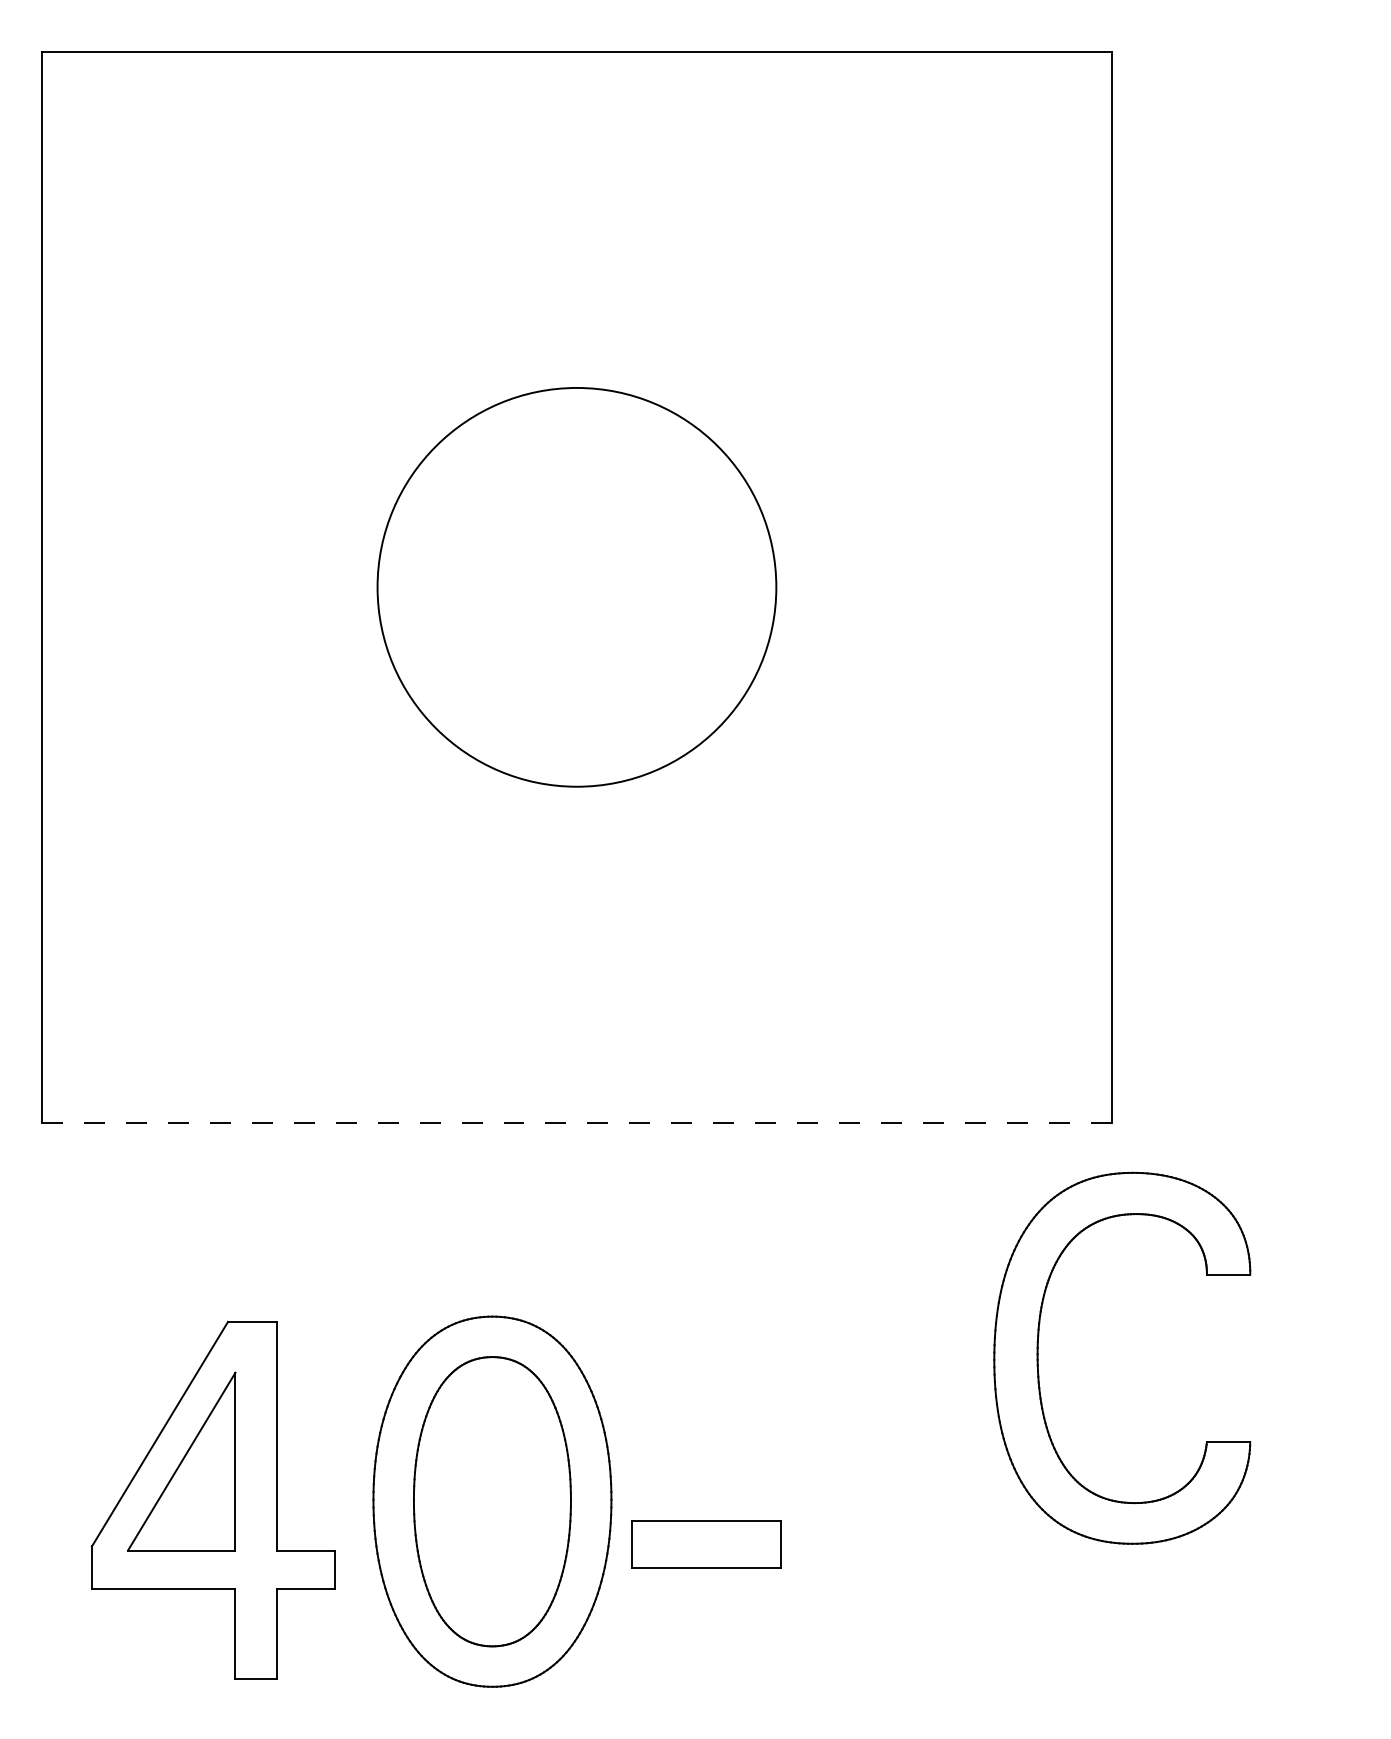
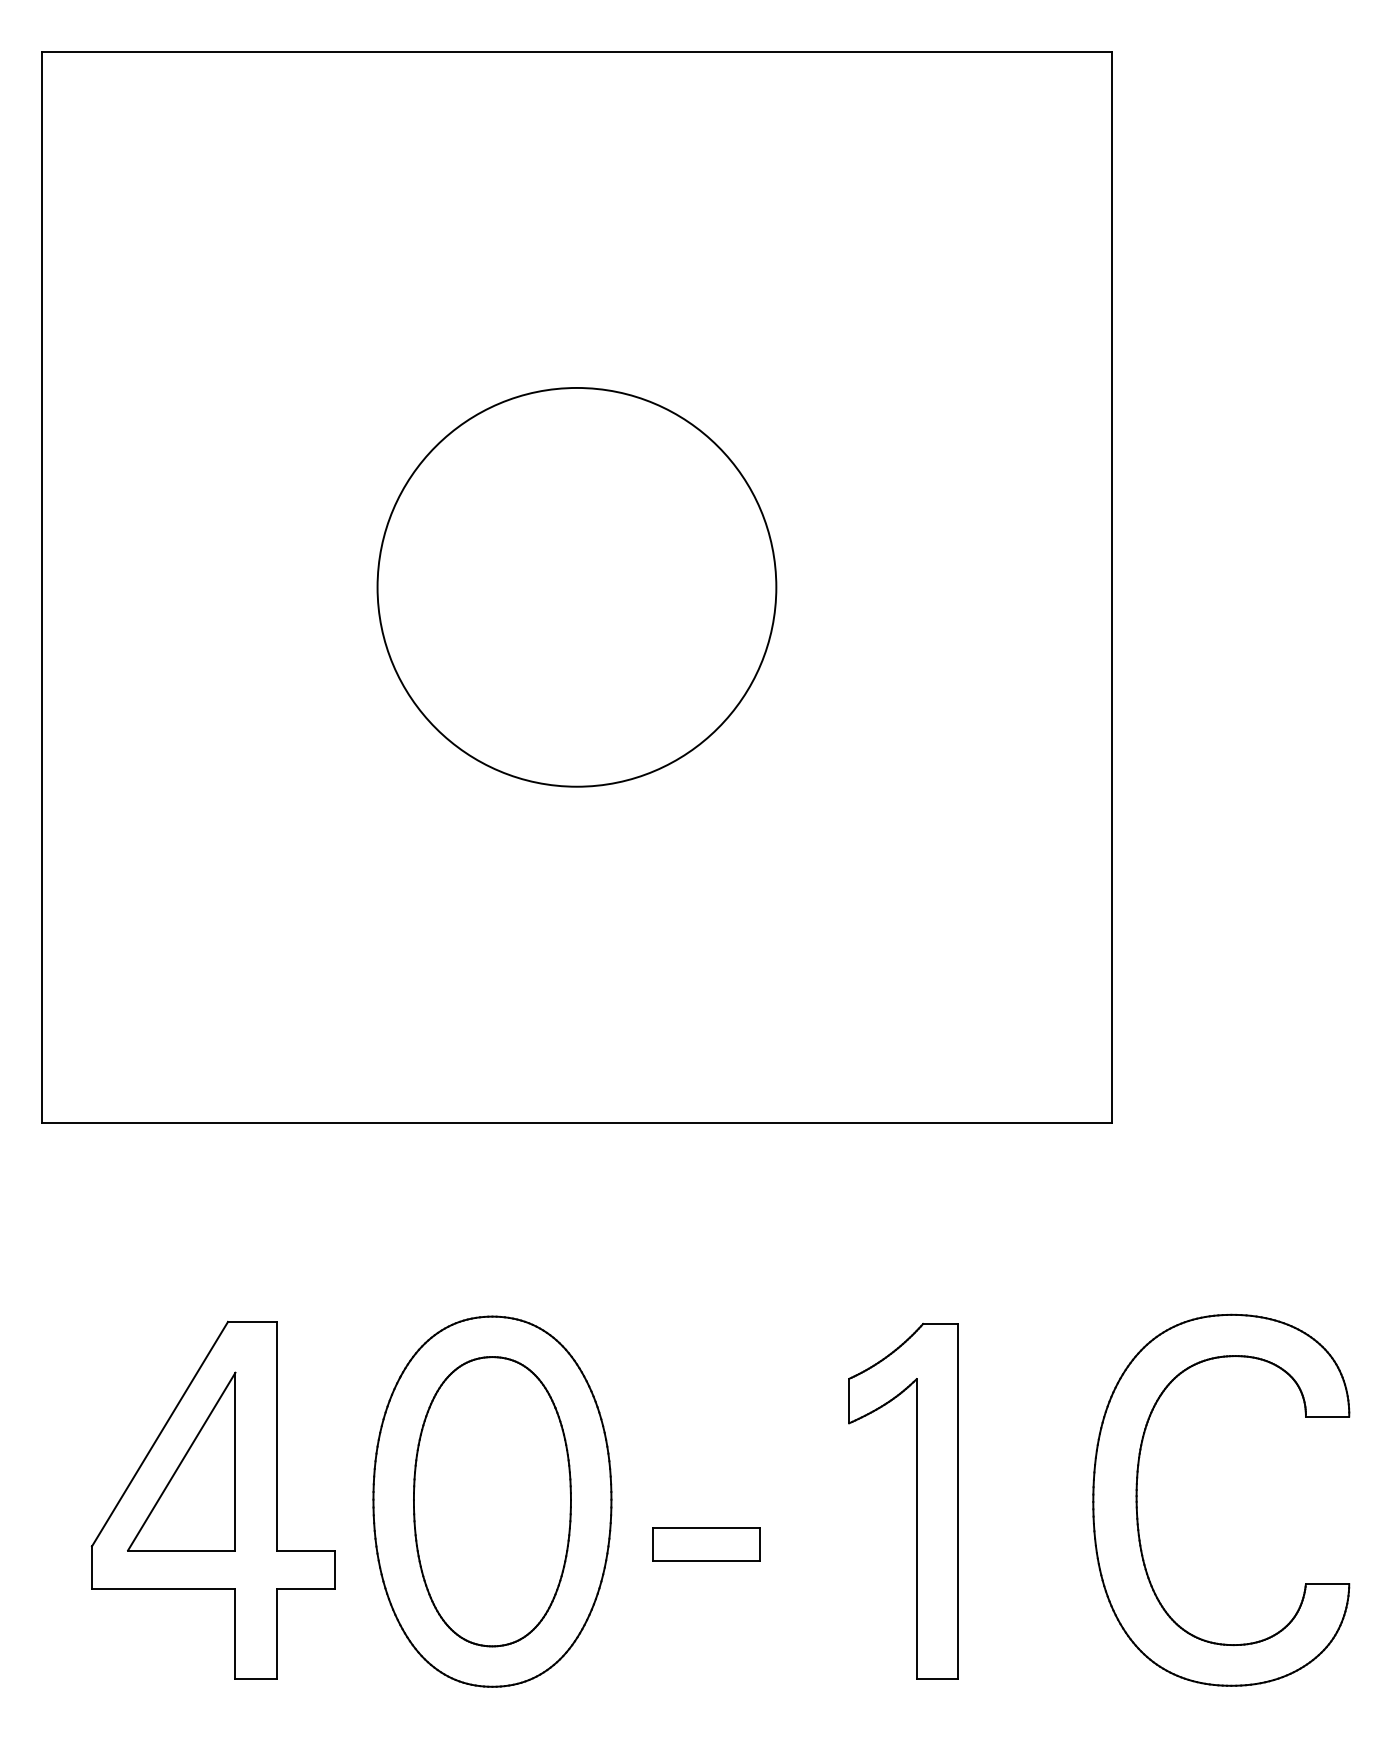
line: dashed -> solid (577, 1122)
part position: (1038, 1357) -> (1137, 1499) (1137, 1499)
part: none -> present (916, 1501)
part size: 151x49 px -> 109x35 px (706, 1544)
